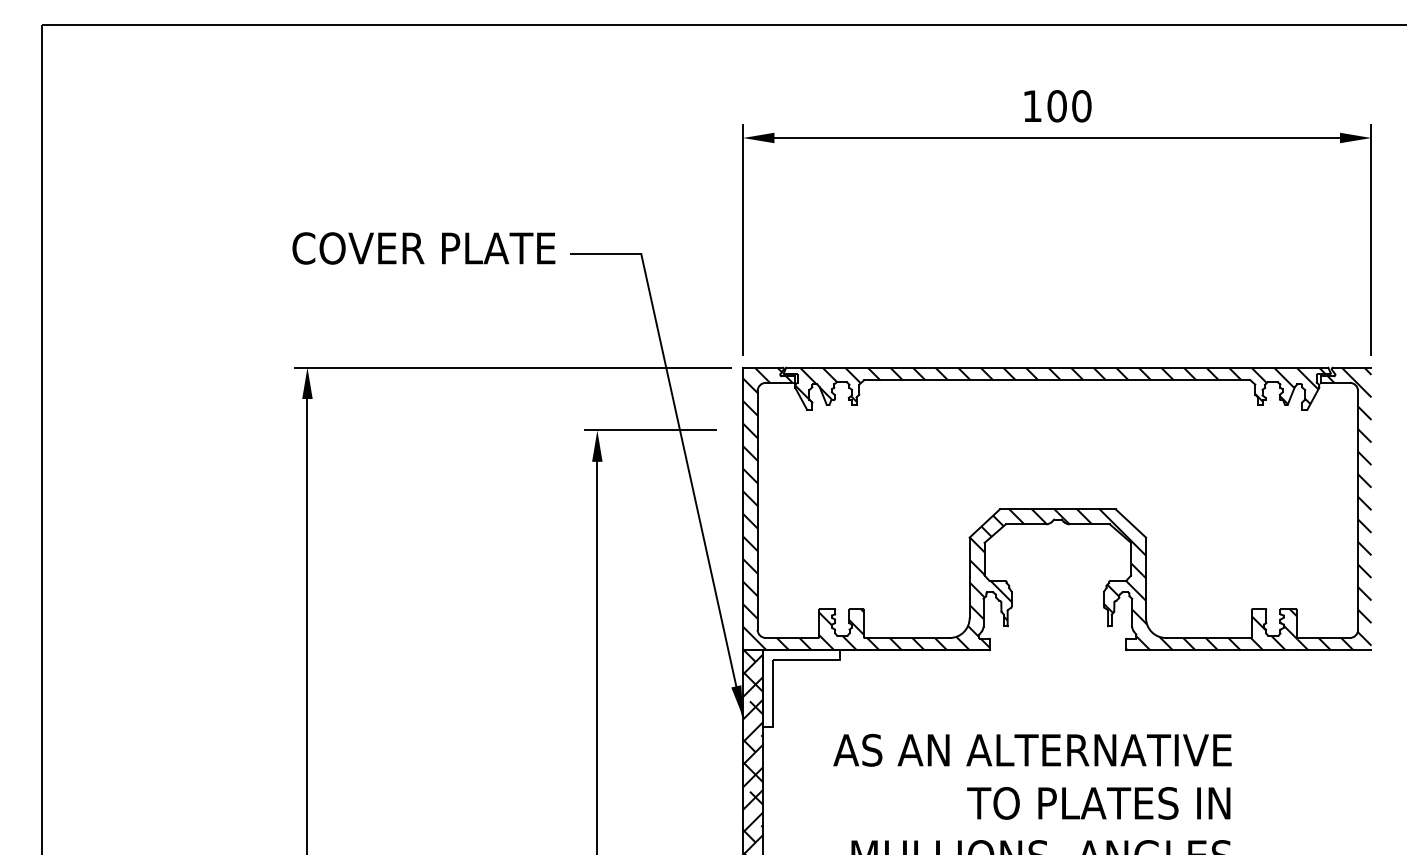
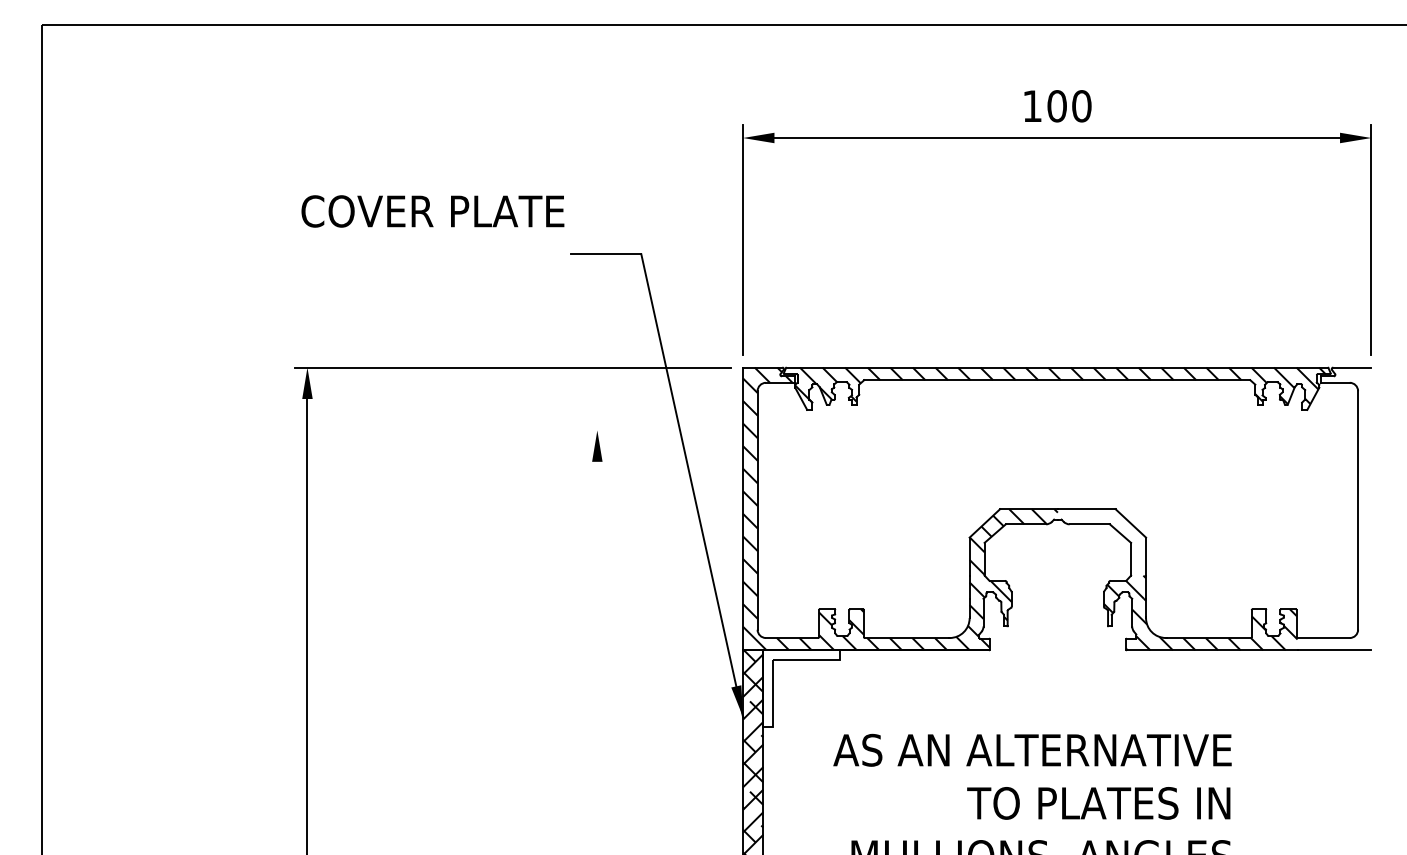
text position: (423, 248) -> (432, 211) (432, 211)
line: present -> none (649, 430)
hatch: present -> none (1334, 508)
hatch: present -> none (1101, 542)
line: present -> none (597, 656)
